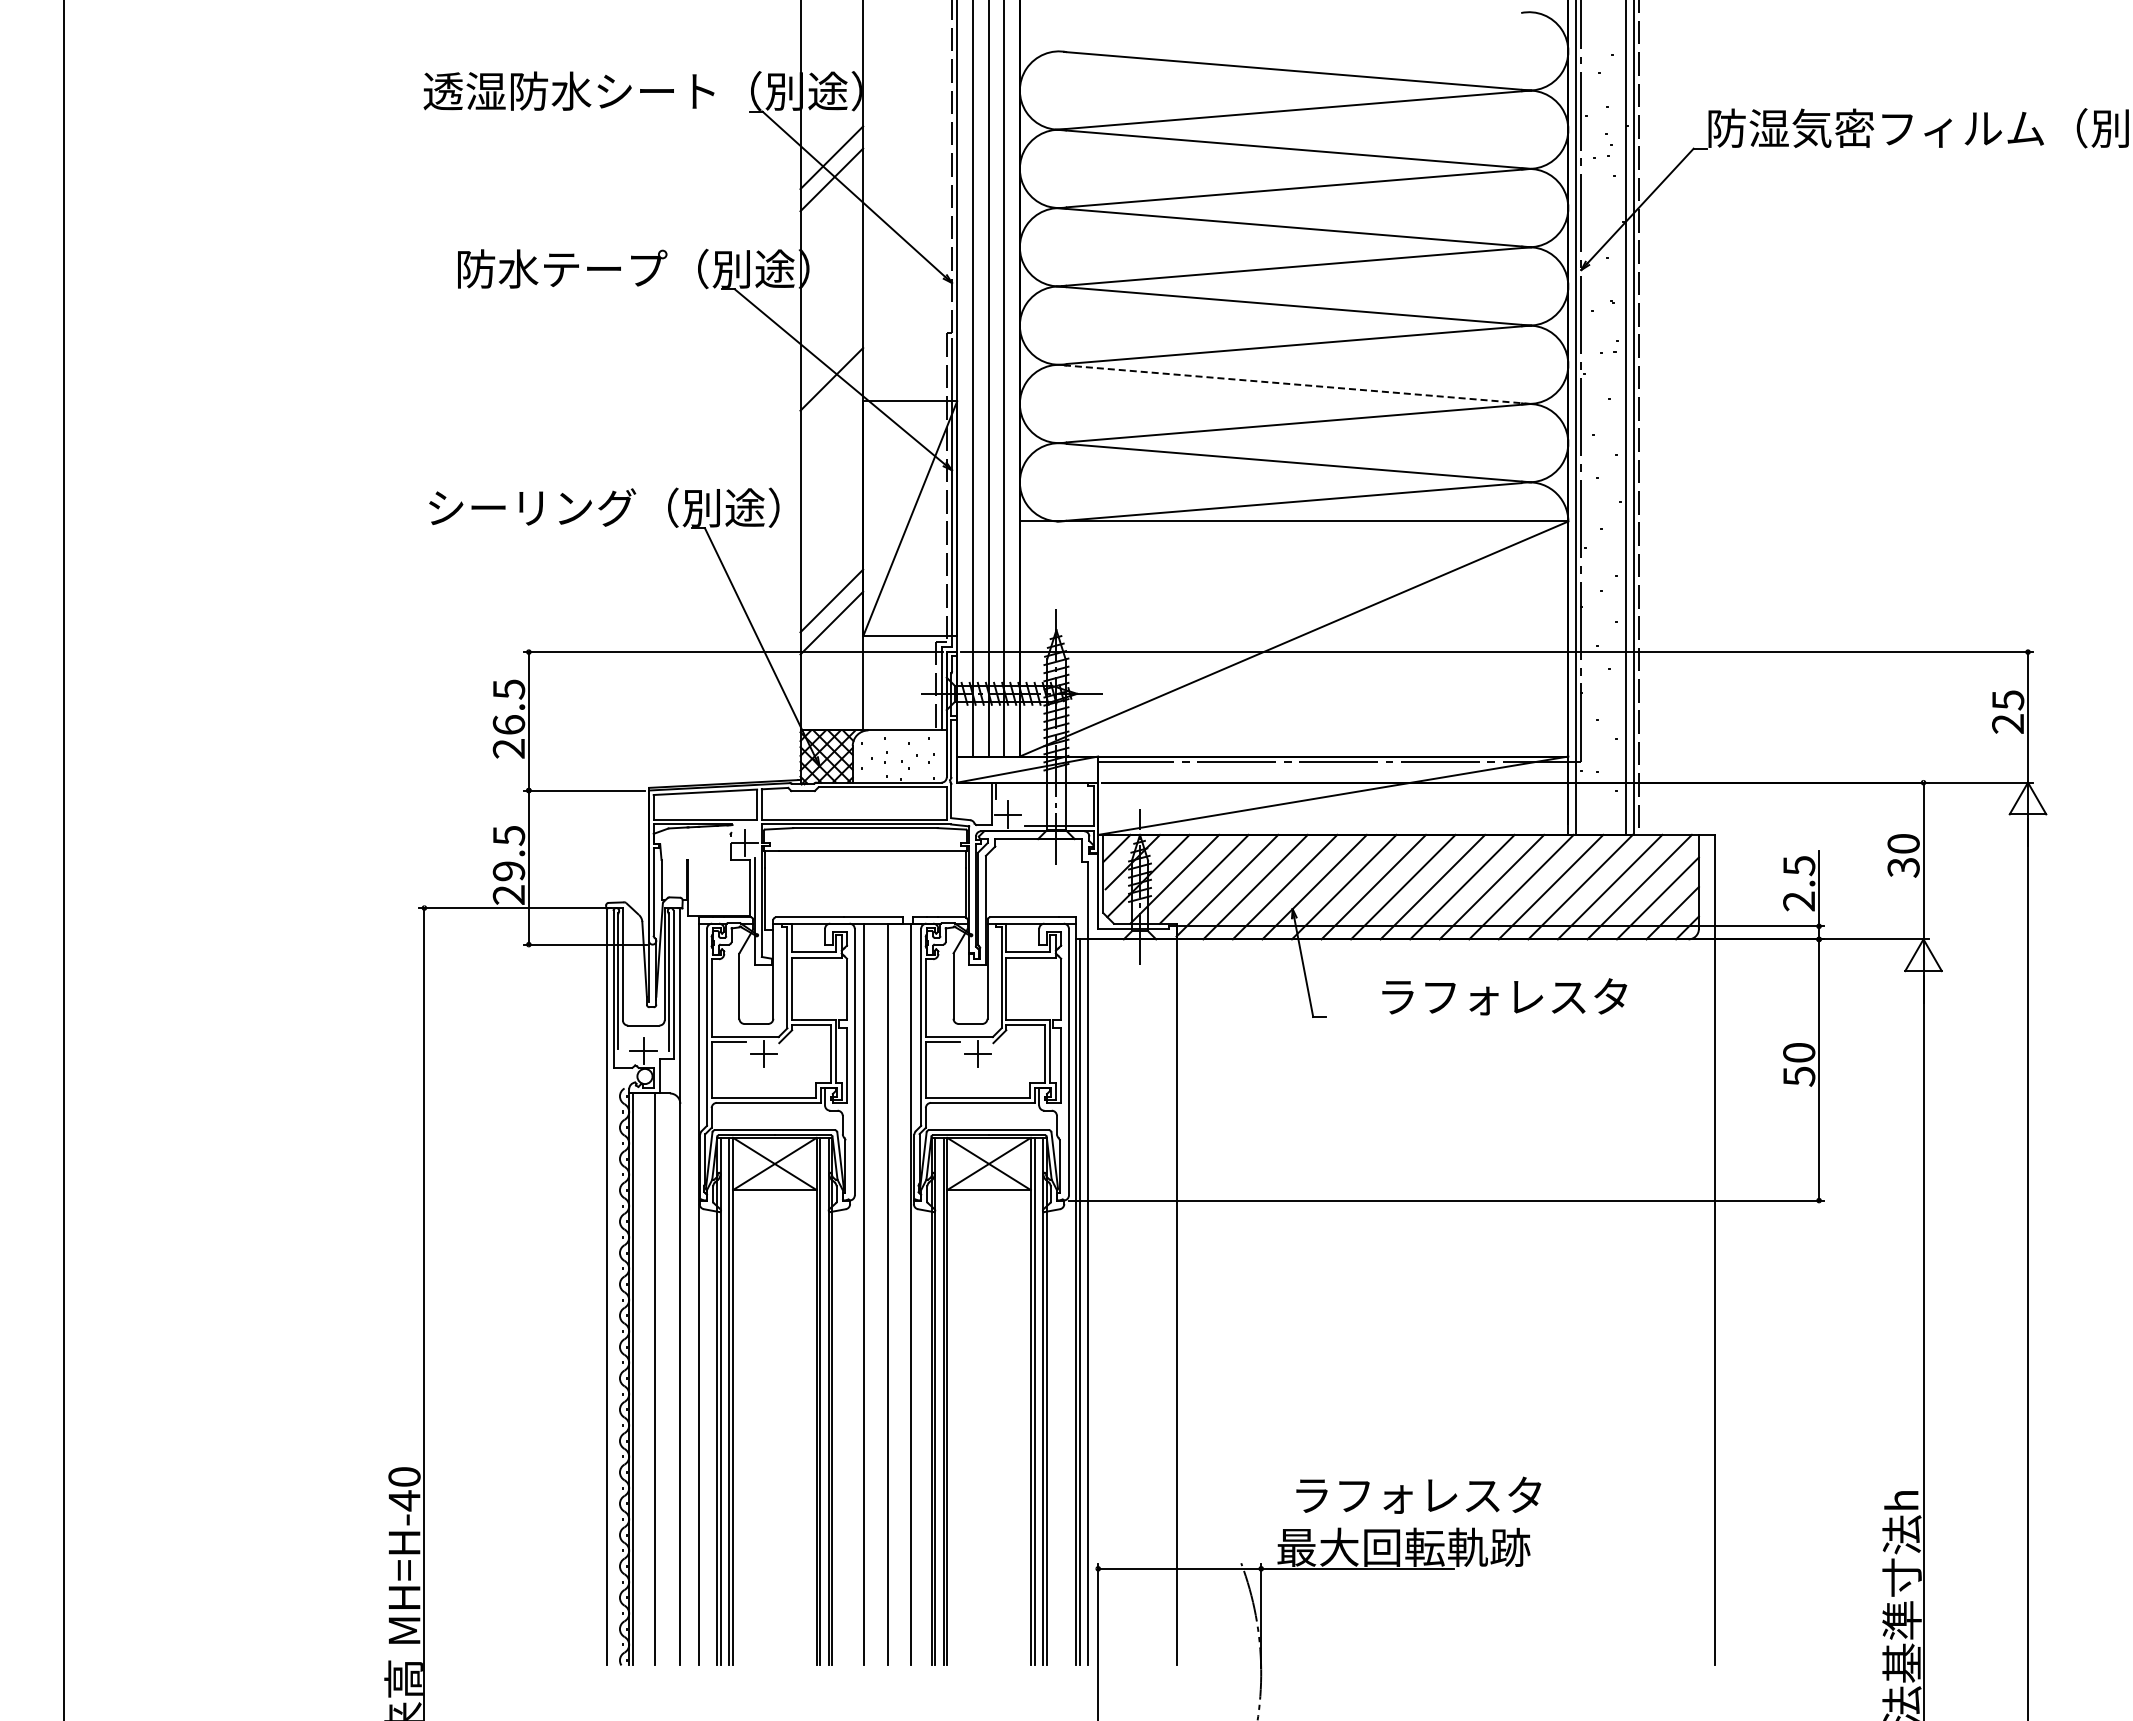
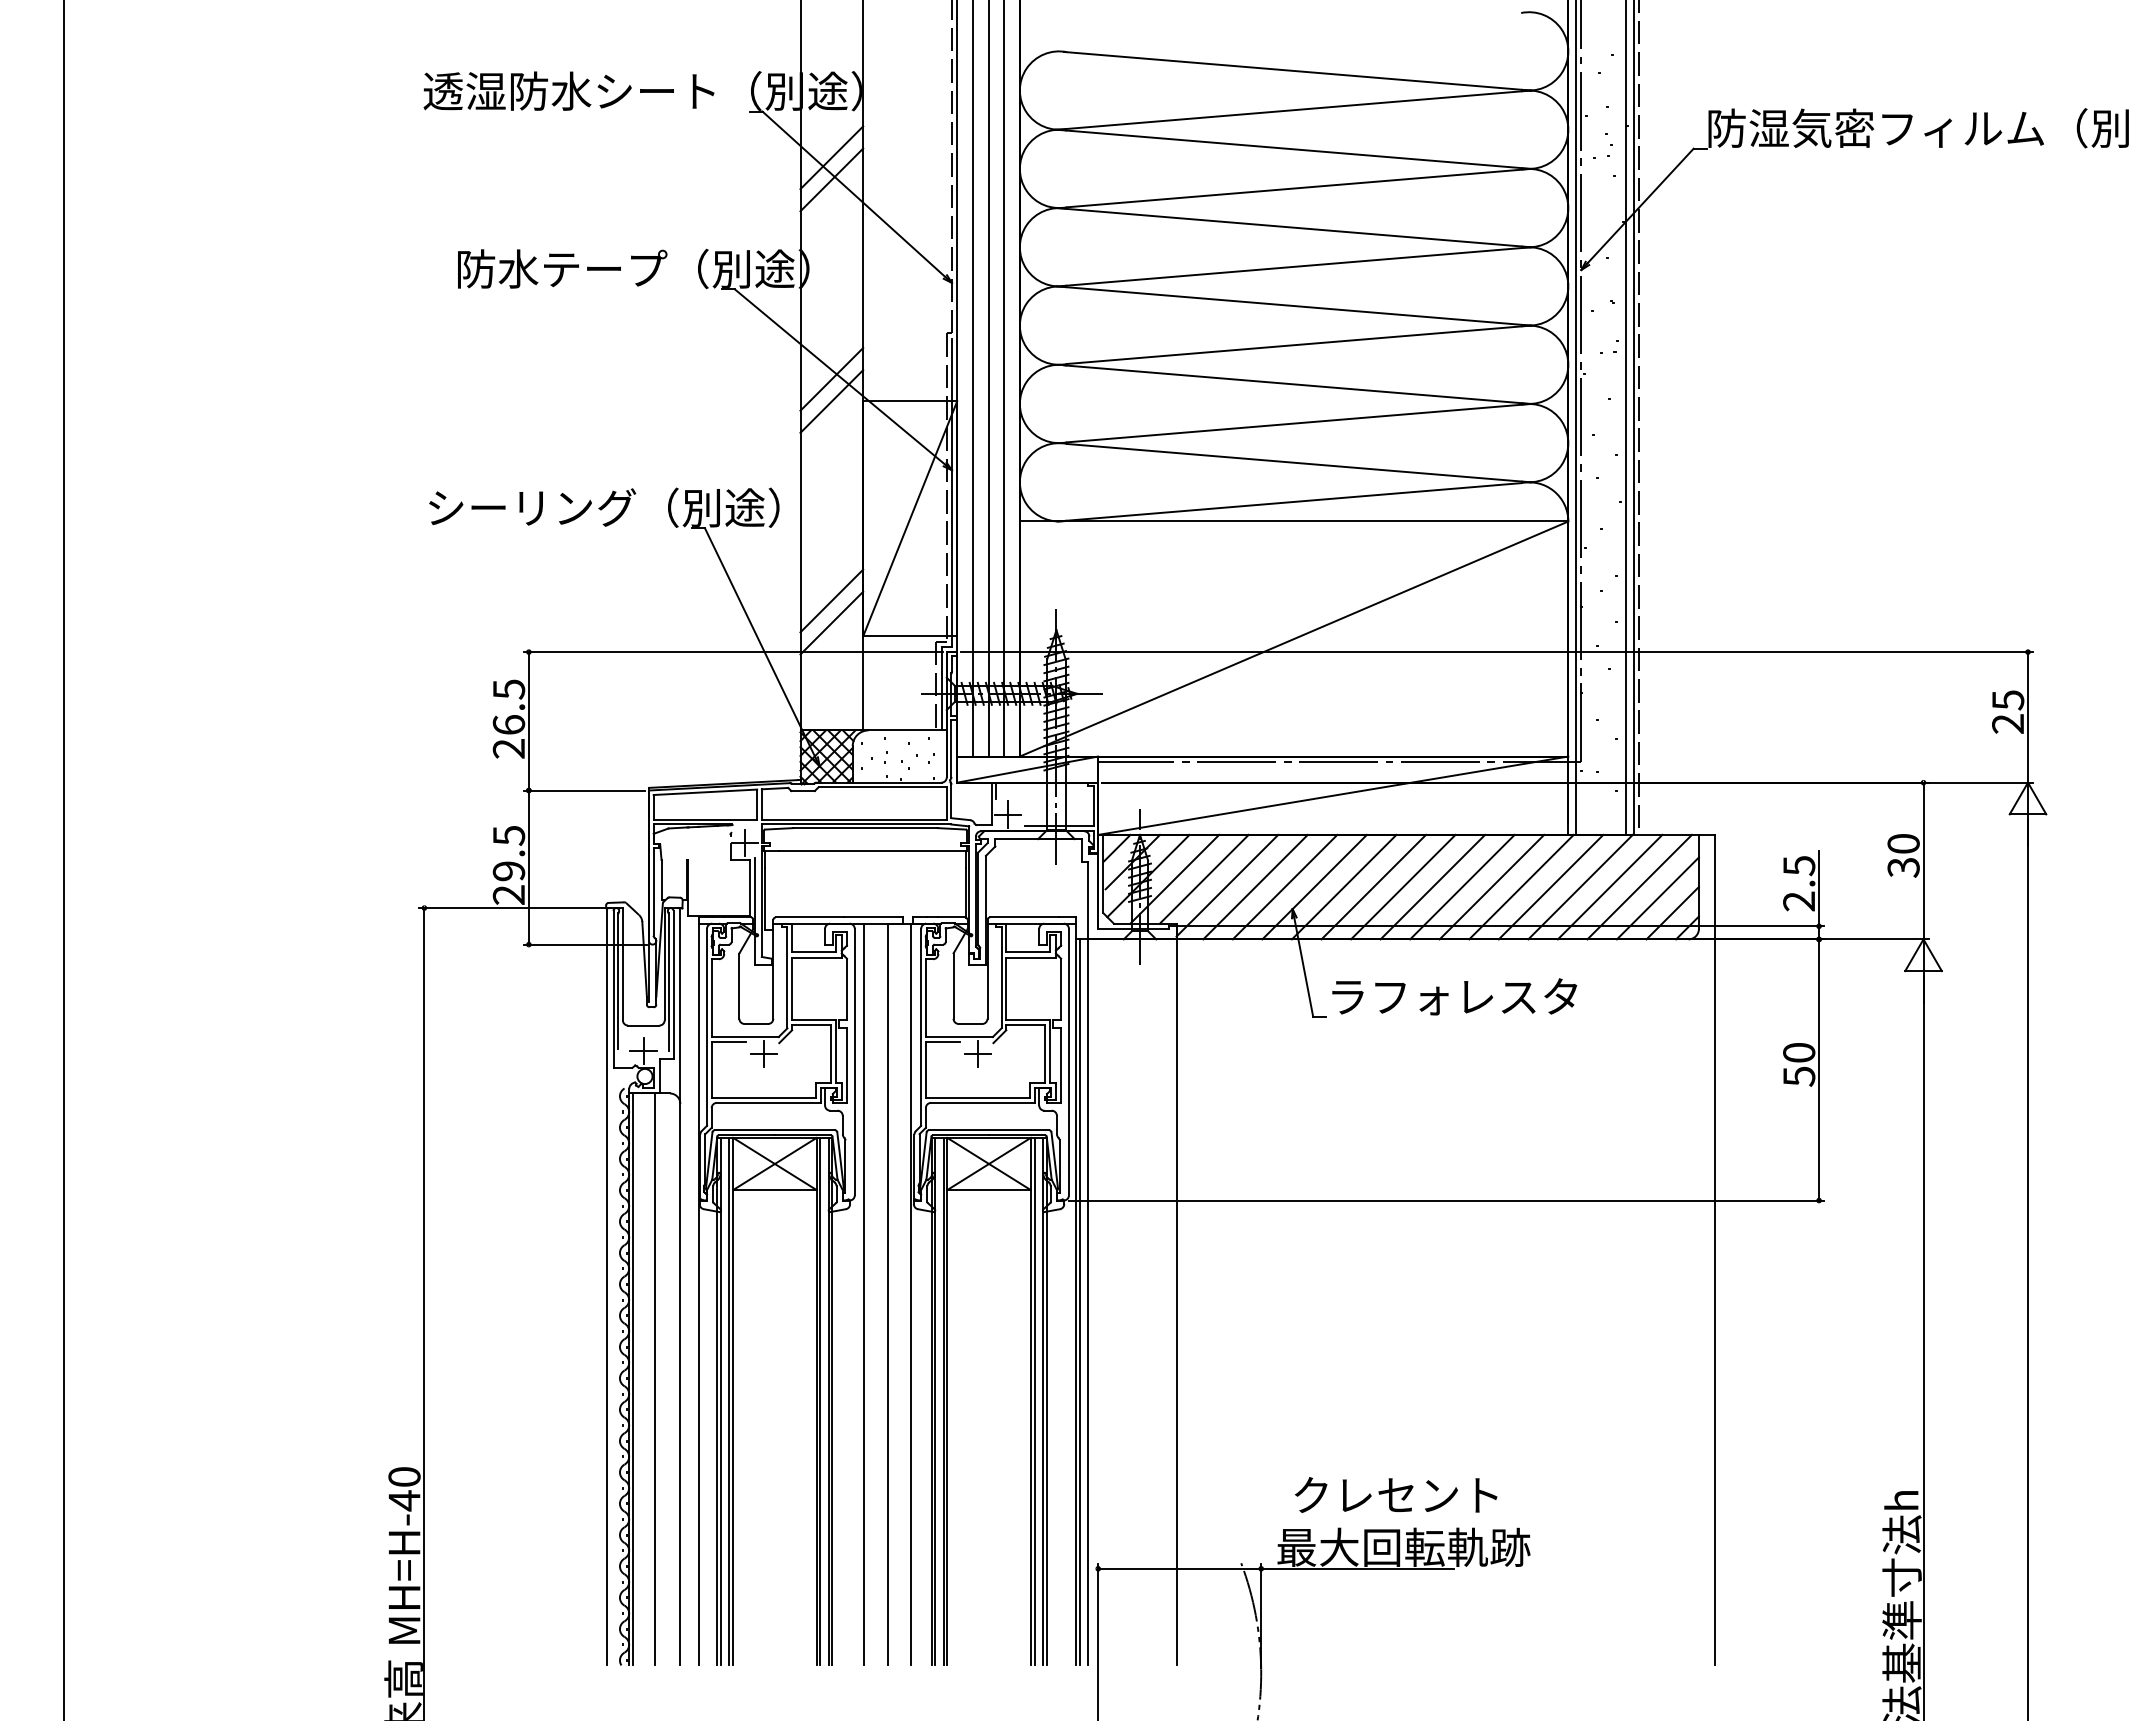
line: dashed -> solid (1298, 384)
line: none -> present (831, 401)
text position: (1504, 996) -> (1454, 996) (1454, 996)
text: ラフォレスタ -> クレセント (1417, 1494)
